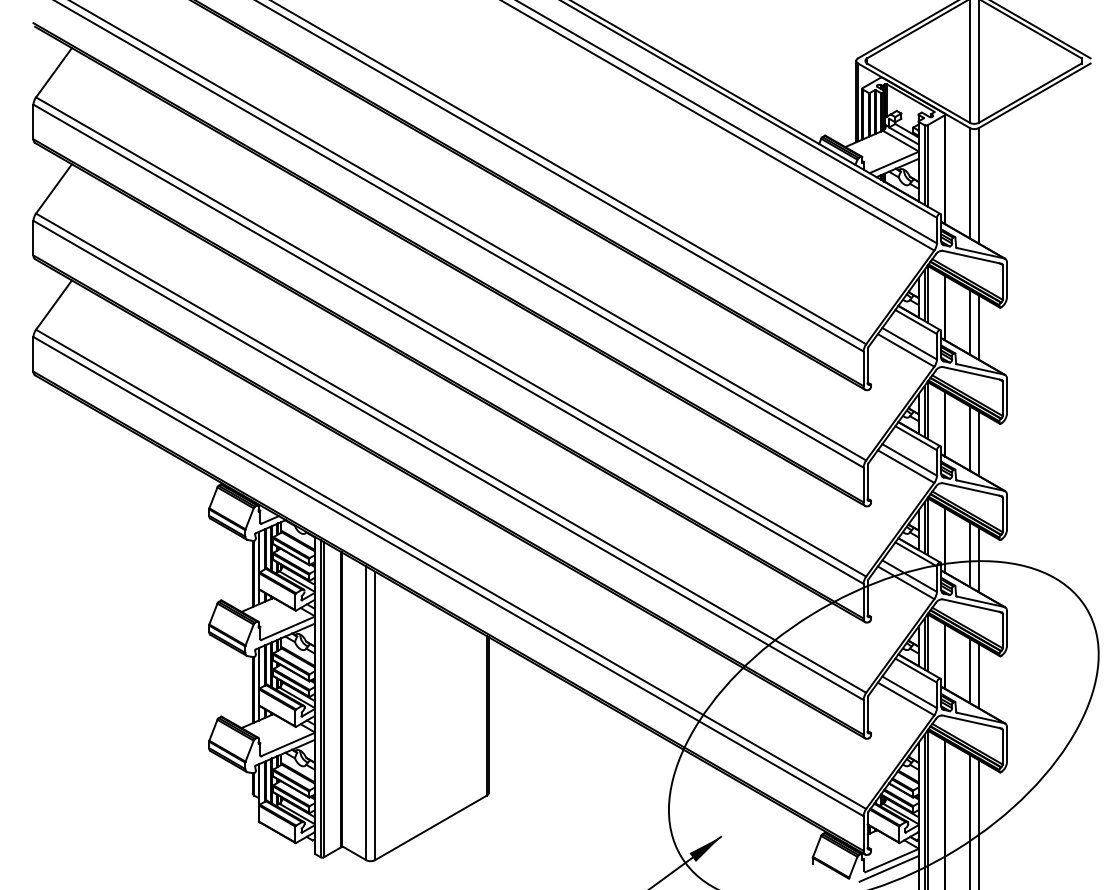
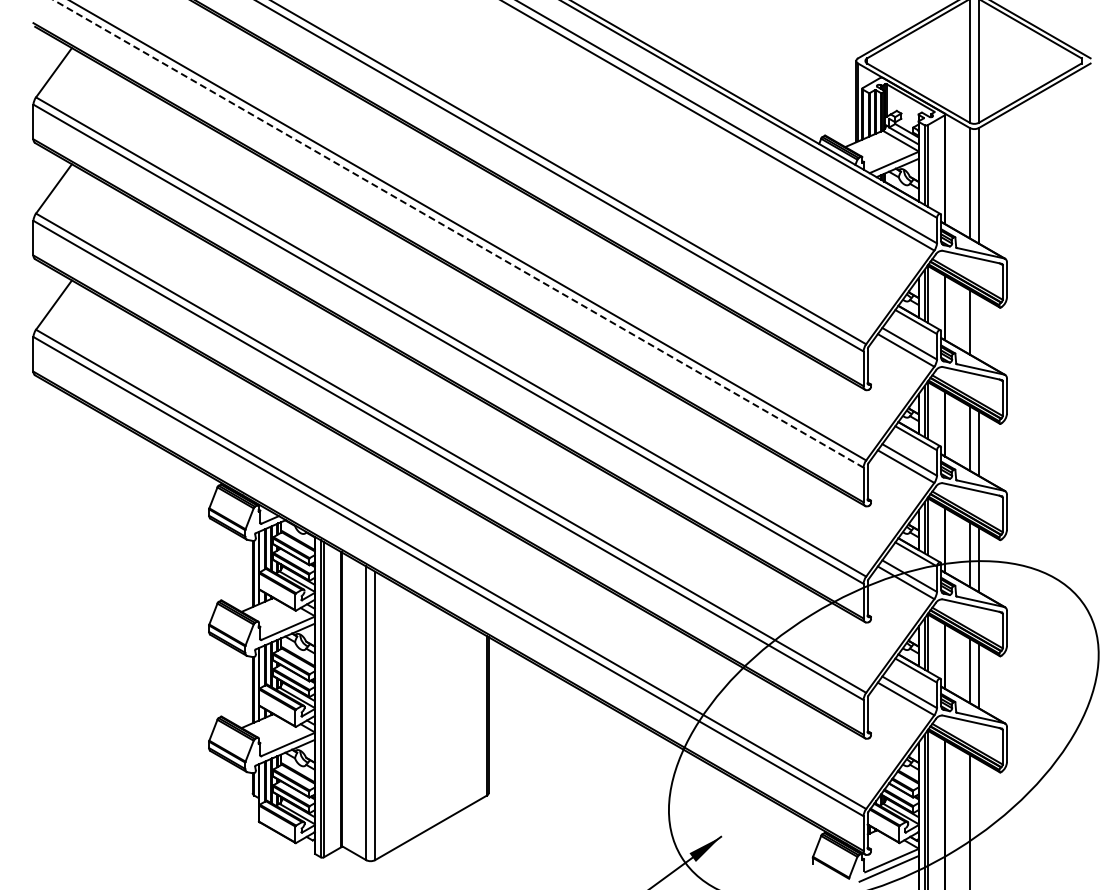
line: solid -> dashed (458, 233)
line: present -> none (978, 327)
line: present -> none (978, 823)
